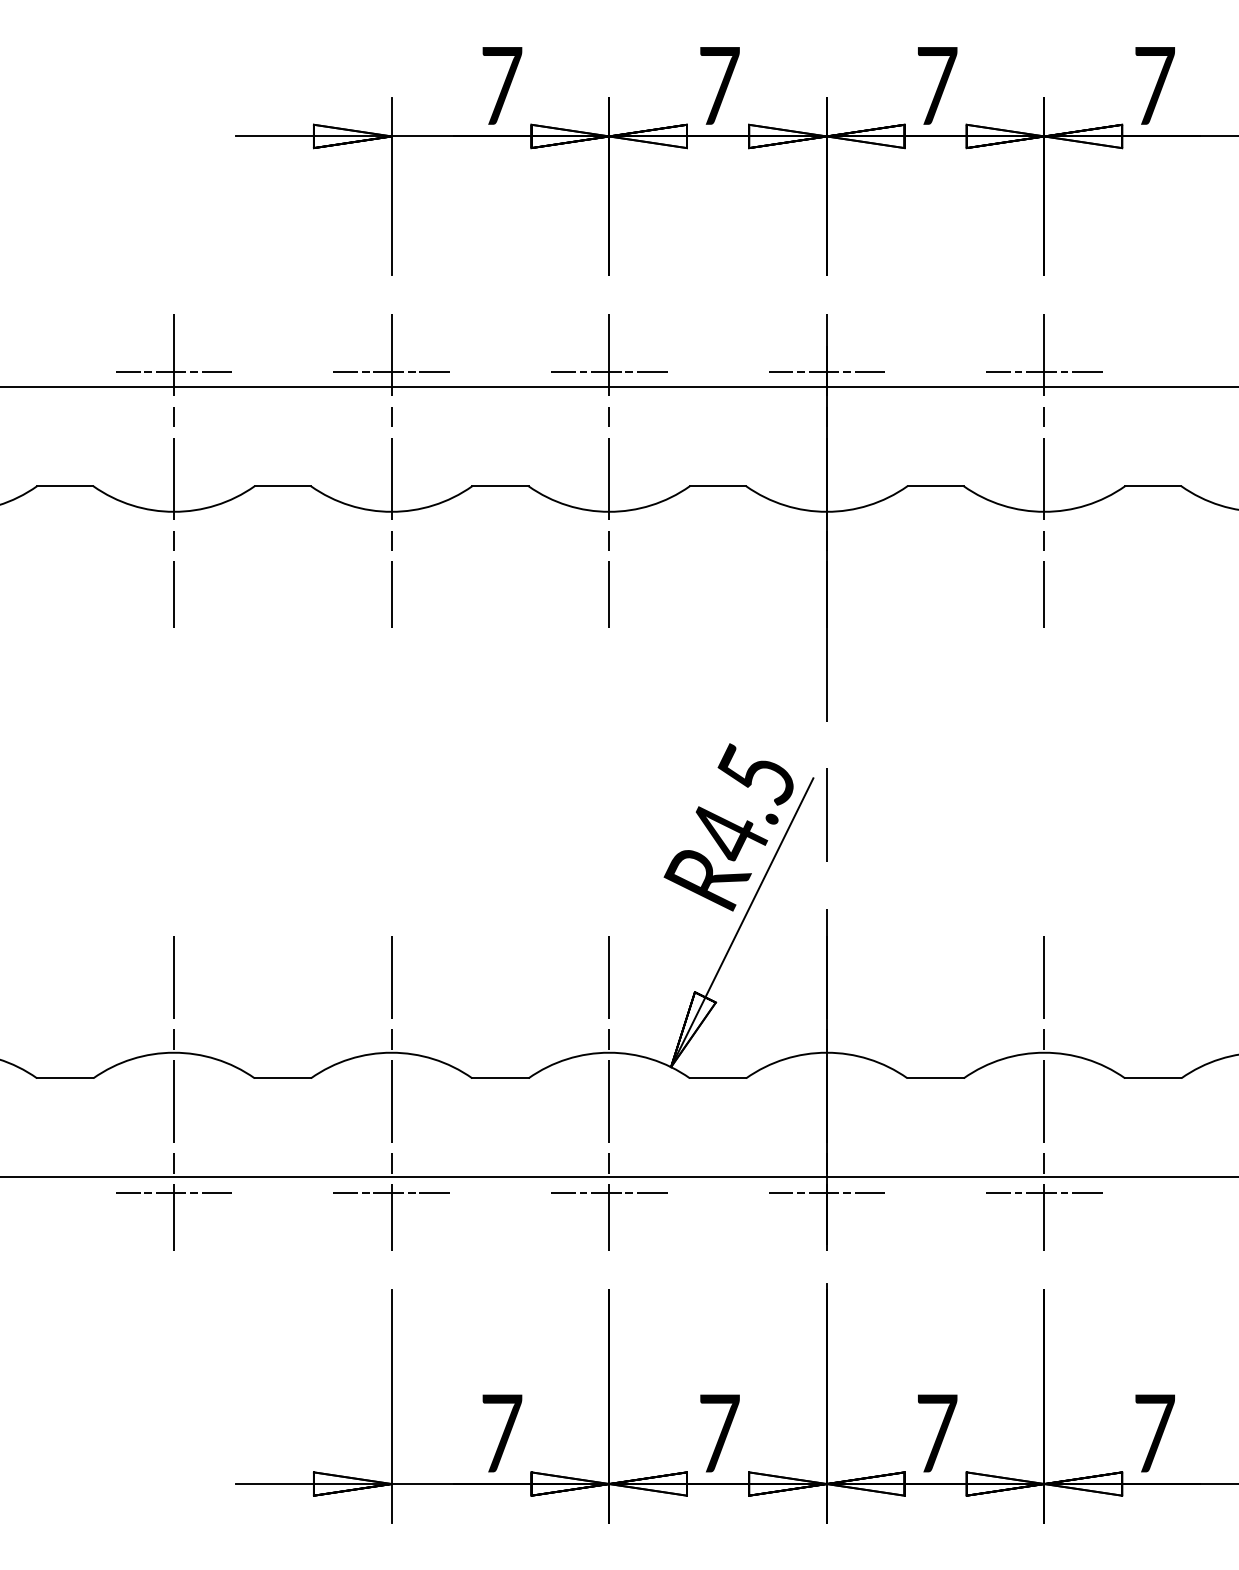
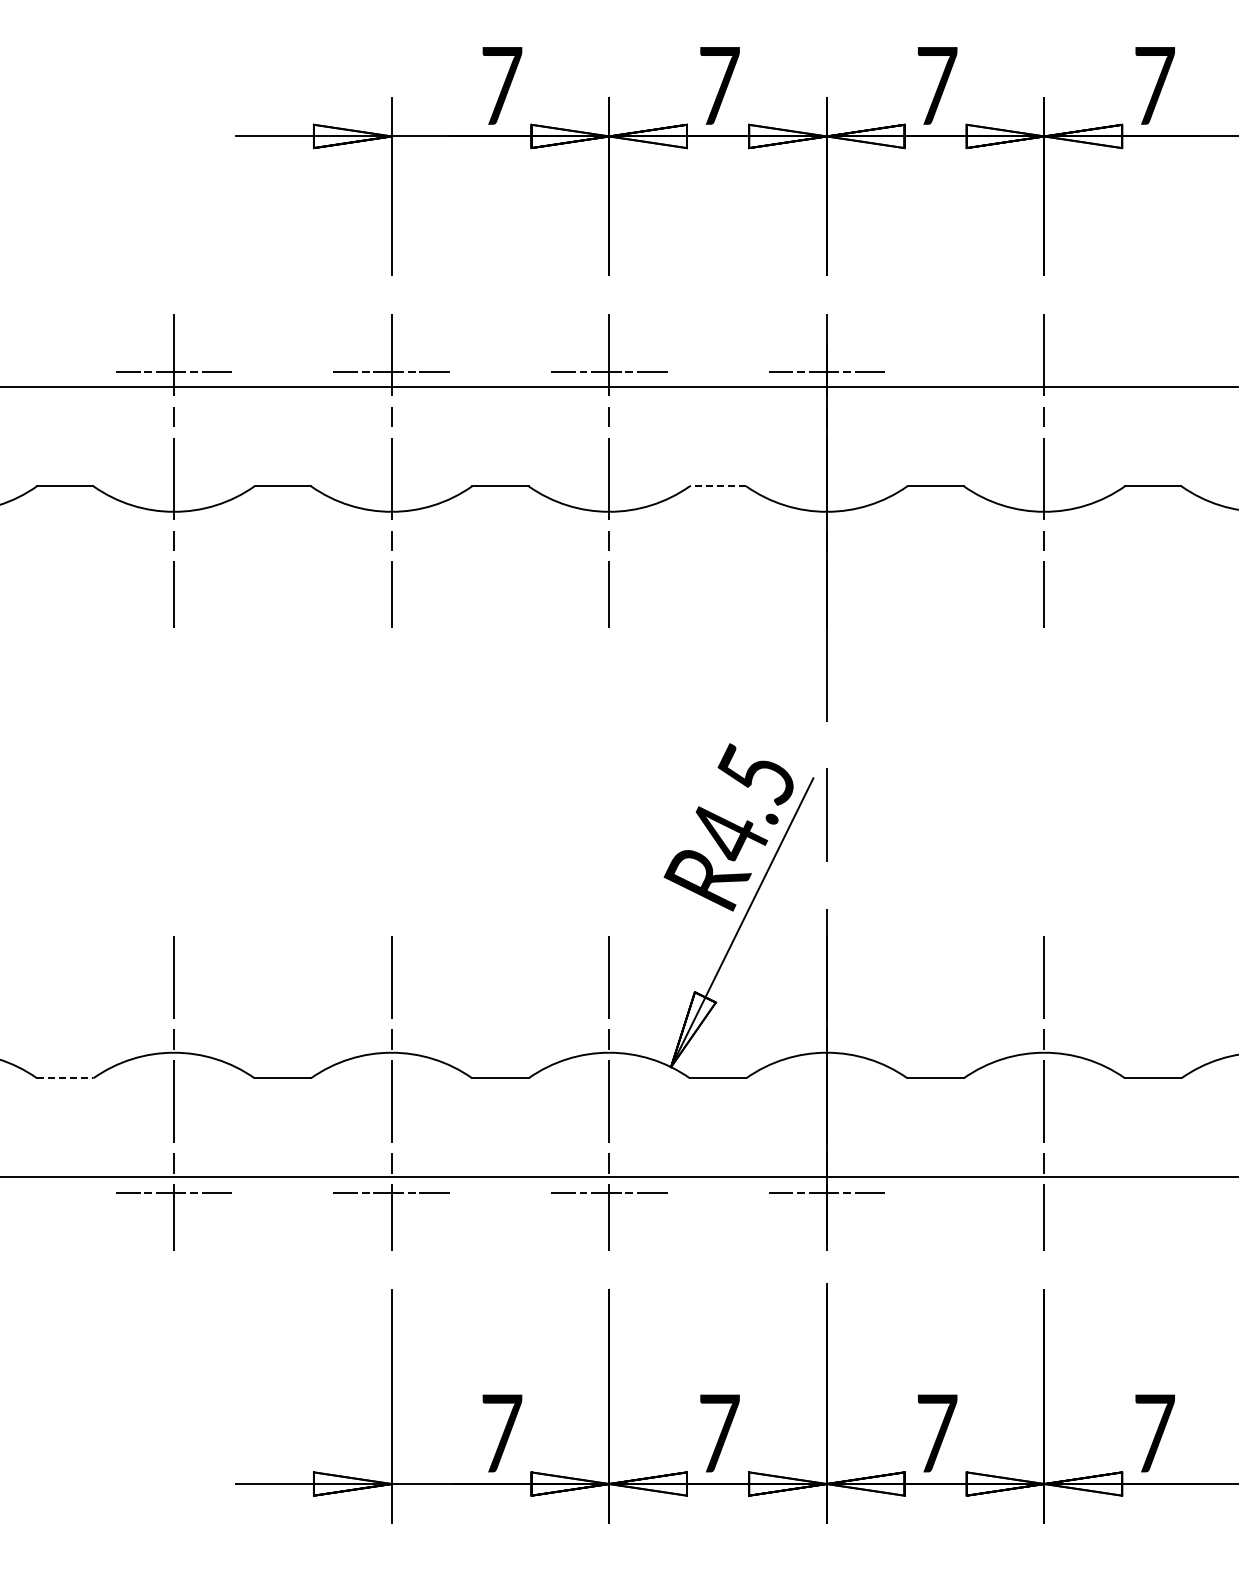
line: present -> none (1044, 371)
line: solid -> dashed (717, 486)
line: solid -> dashed (65, 1078)
line: present -> none (1044, 1192)
